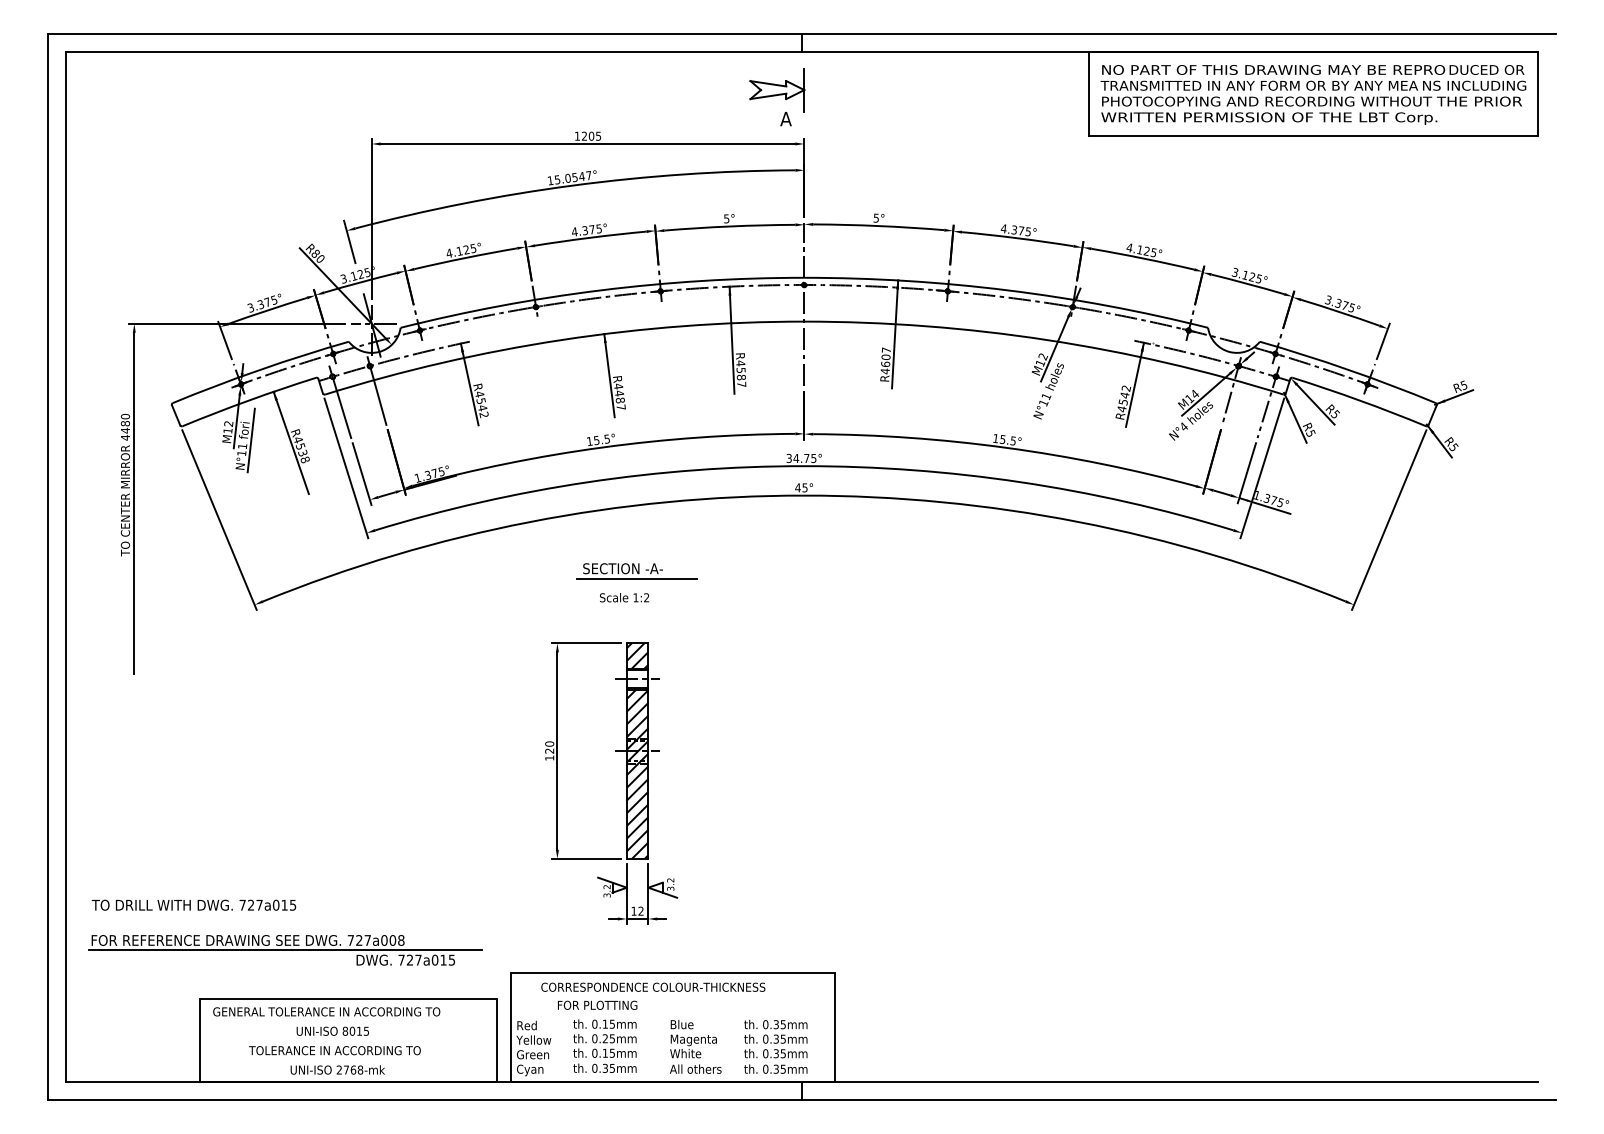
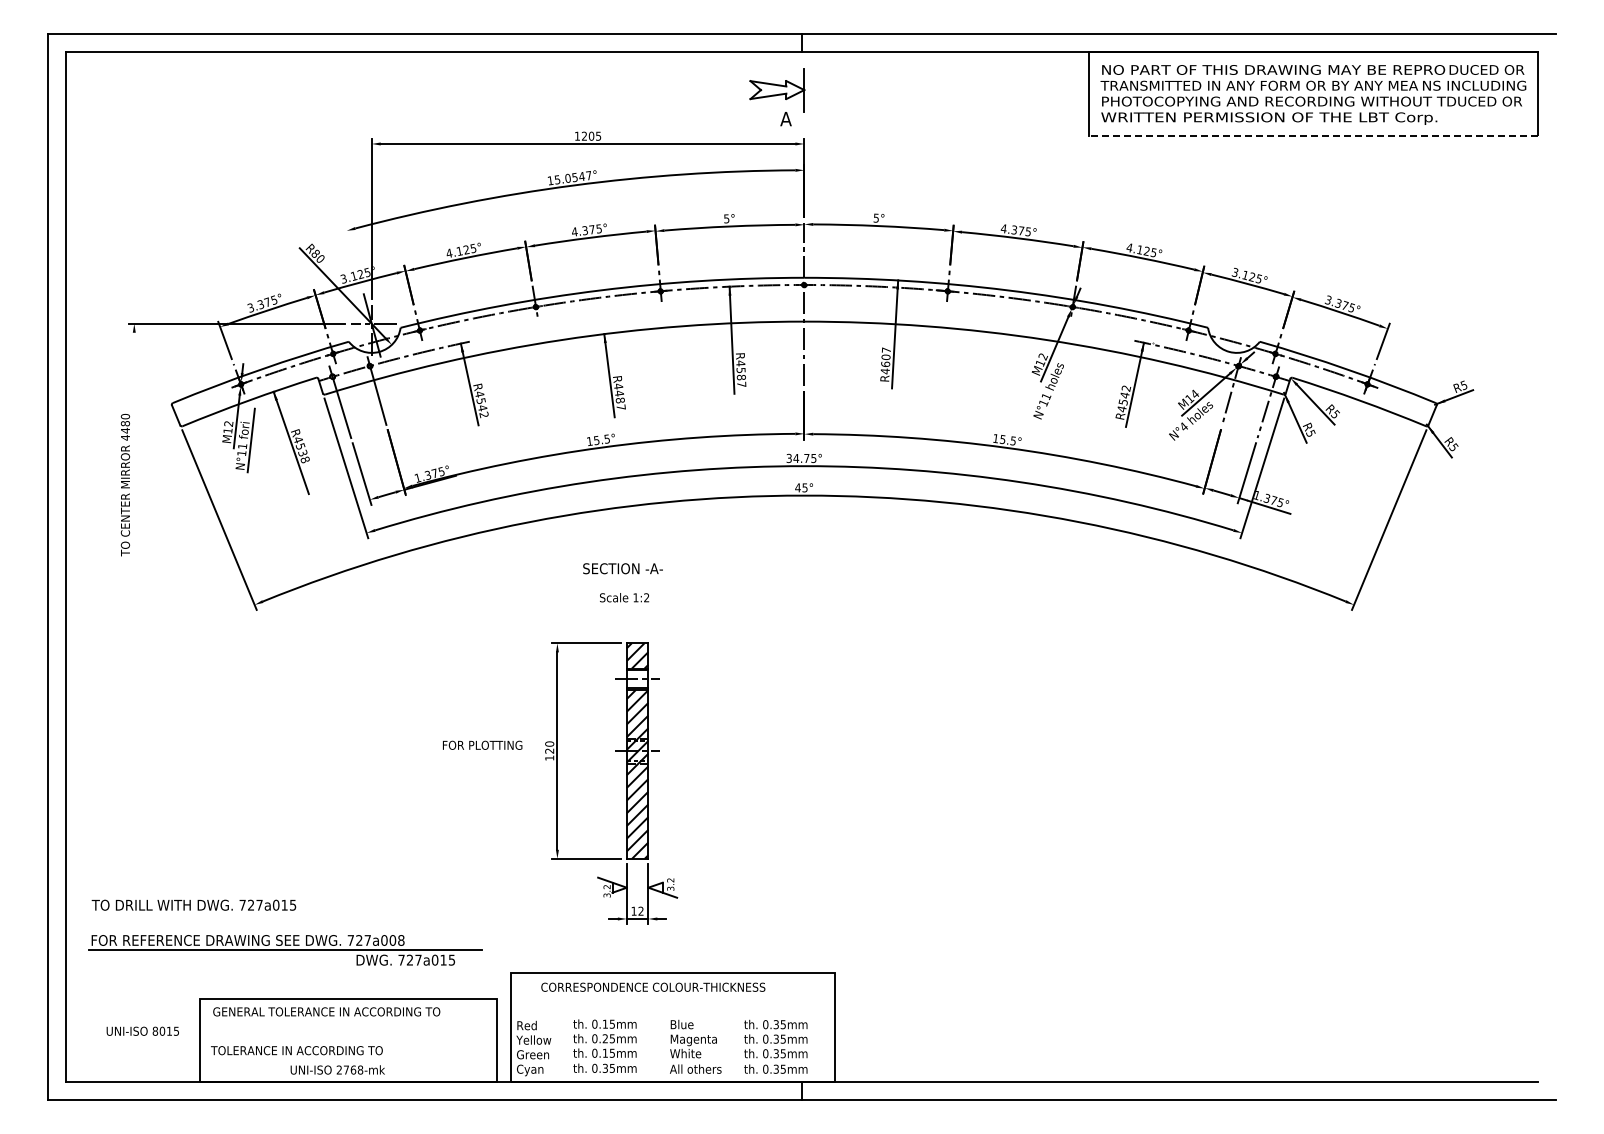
text: HE PRIOR -> DUCED OR (1484, 101)
line: solid -> dashed (1313, 135)
line: present -> none (349, 241)
line: present -> none (134, 503)
line: present -> none (636, 579)
text position: (597, 1004) -> (482, 744) (482, 744)
text position: (332, 1030) -> (142, 1030) (142, 1030)
text position: (334, 1050) -> (296, 1050) (296, 1050)
